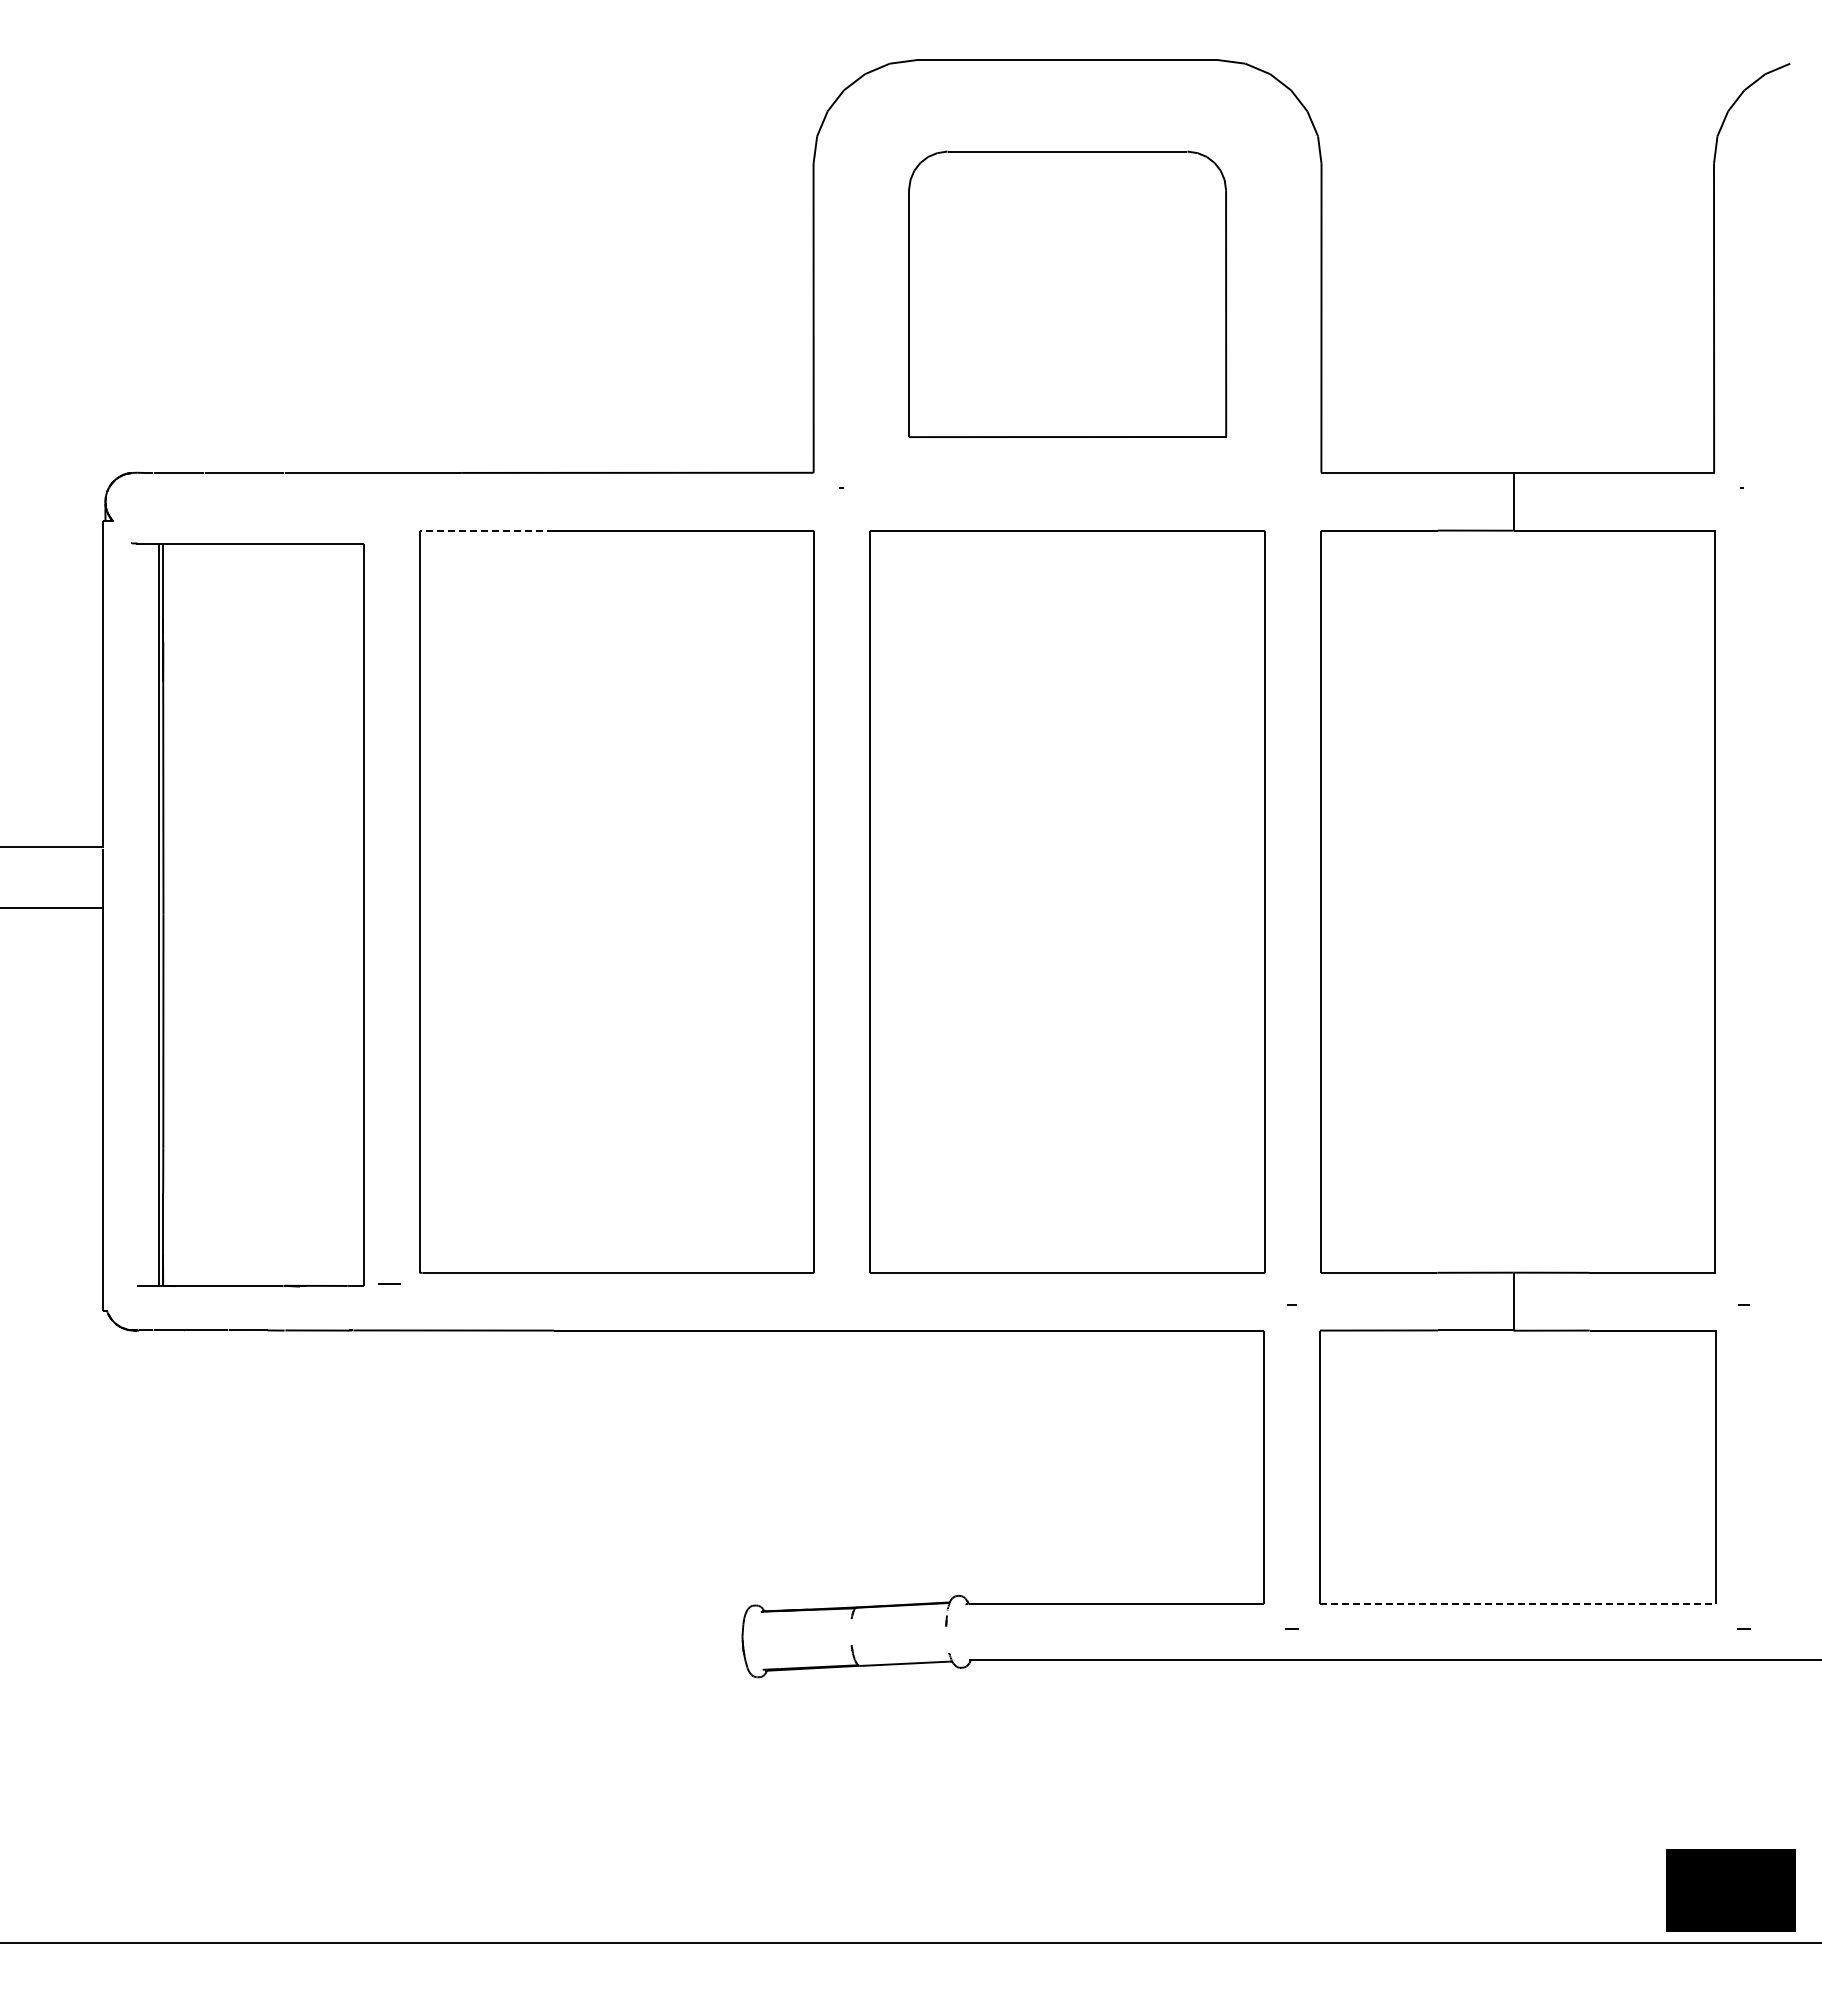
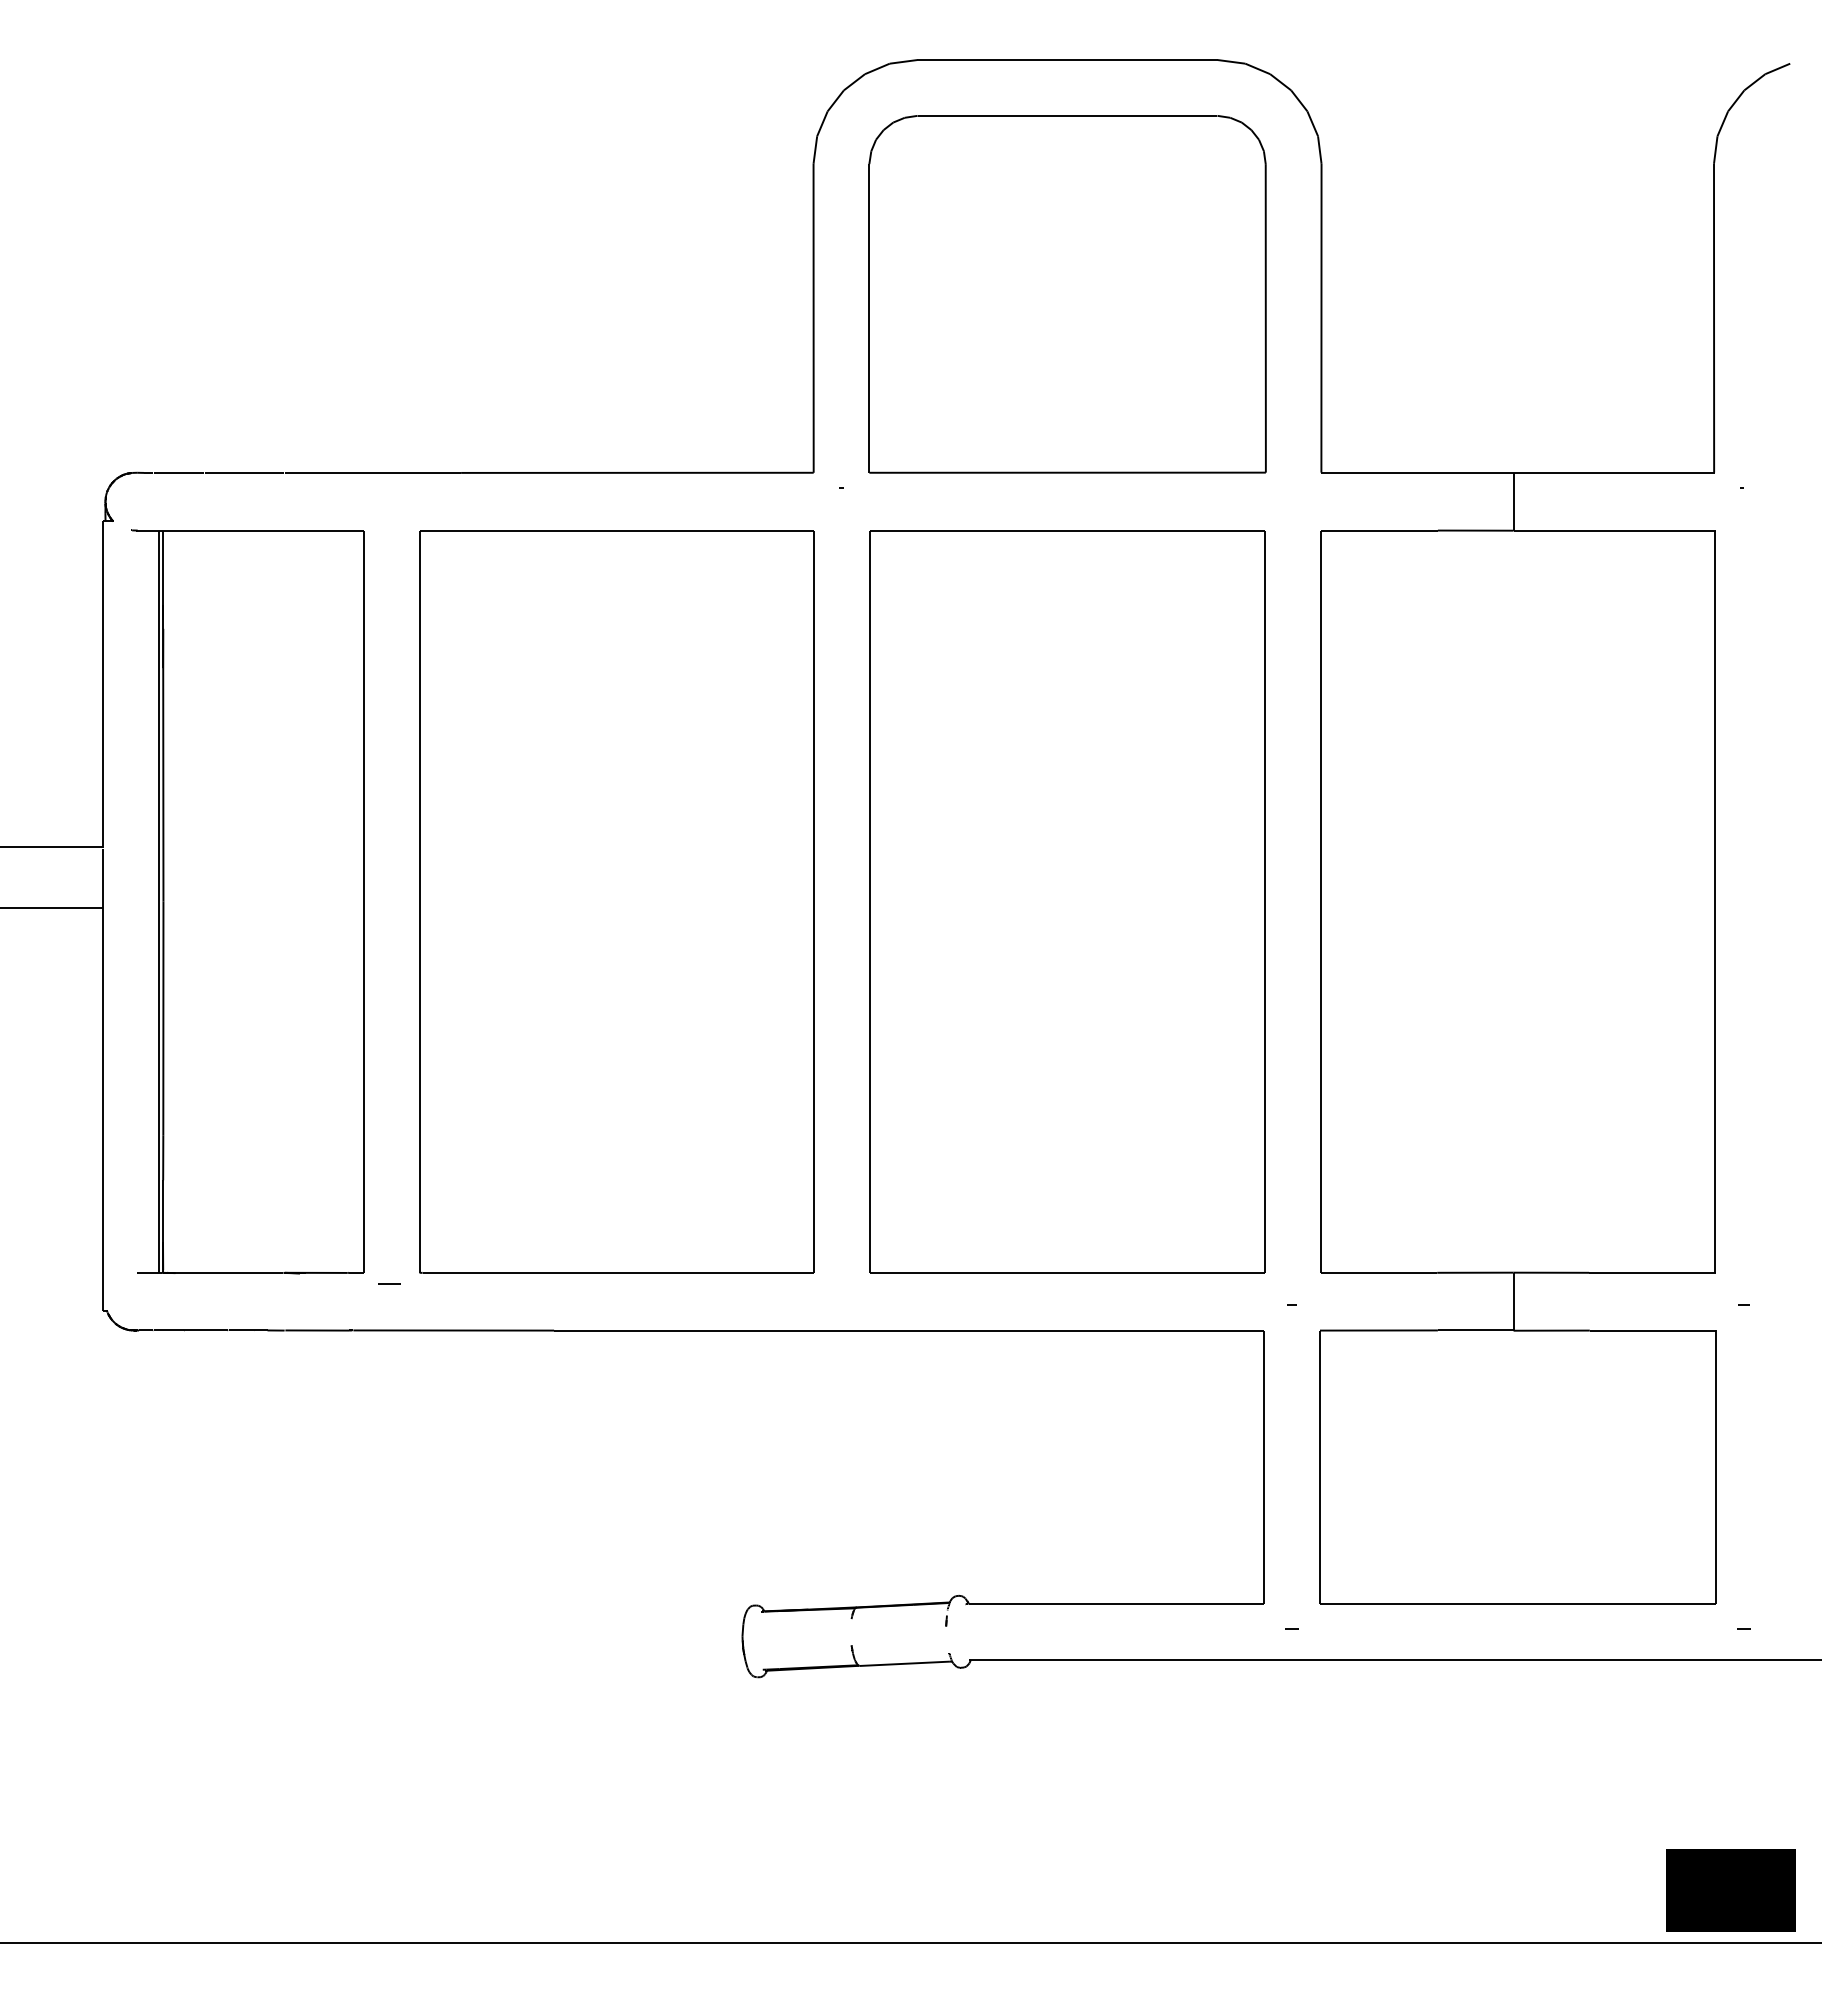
part size: 320x288 px -> 399x359 px (1067, 294)
line: dashed -> solid (486, 530)
part position: (247, 914) -> (247, 901) (247, 901)
line: dashed -> solid (1517, 1604)
